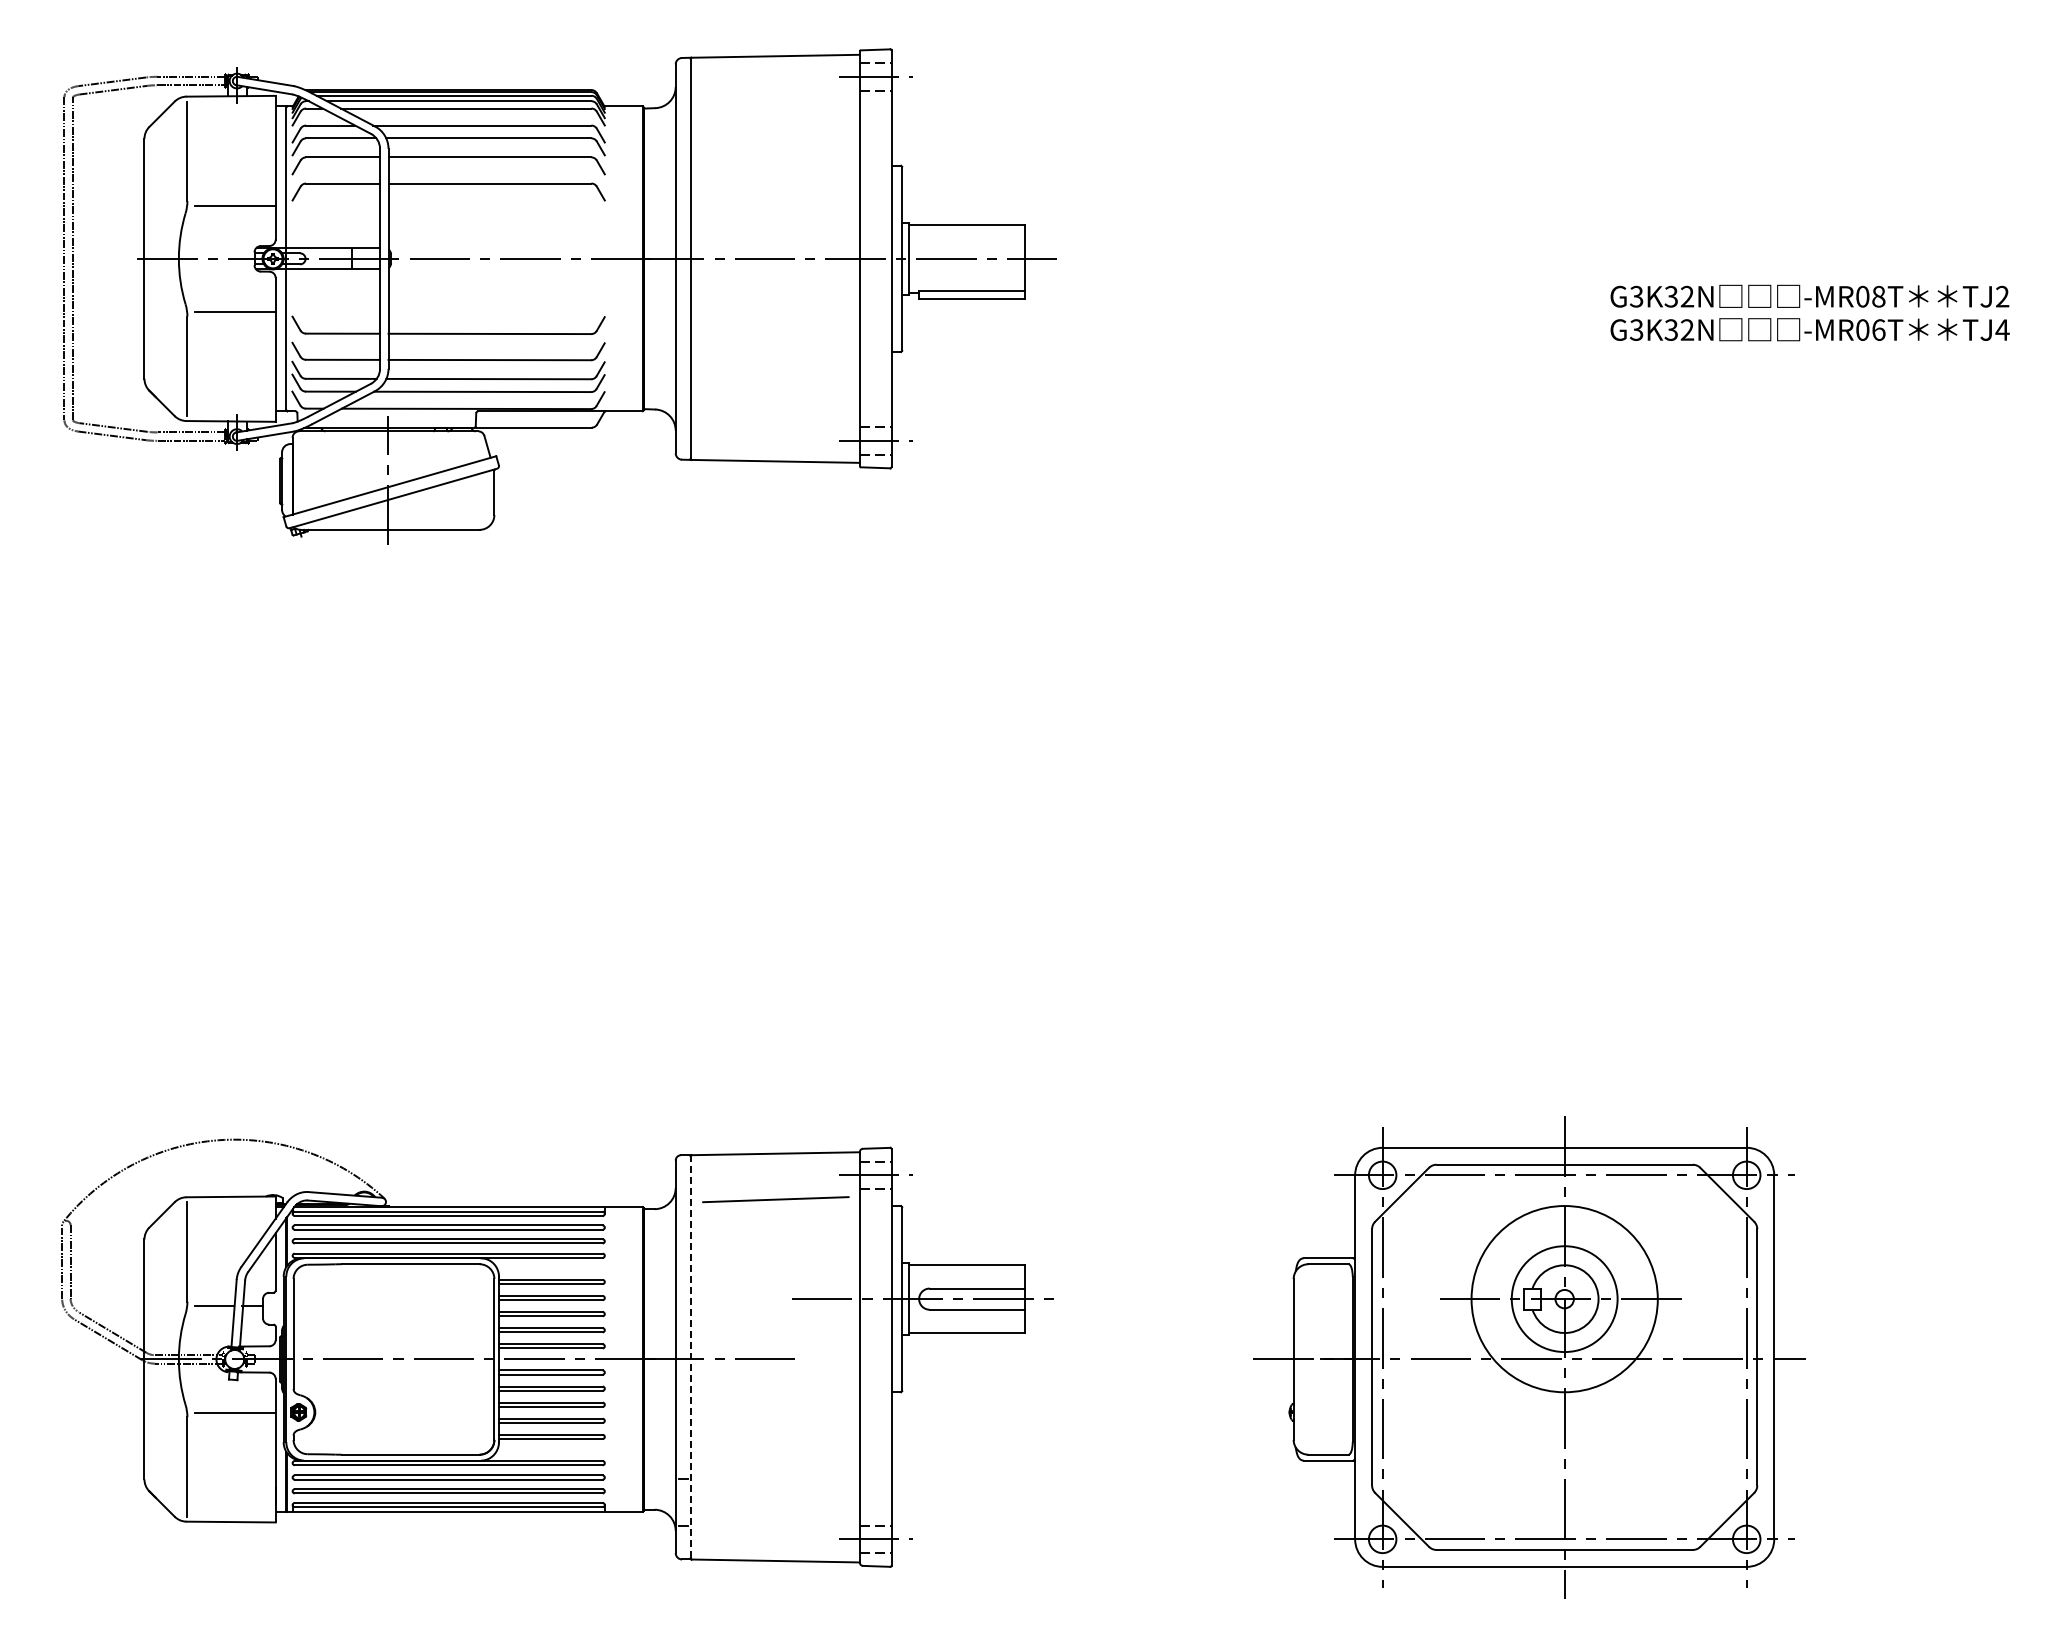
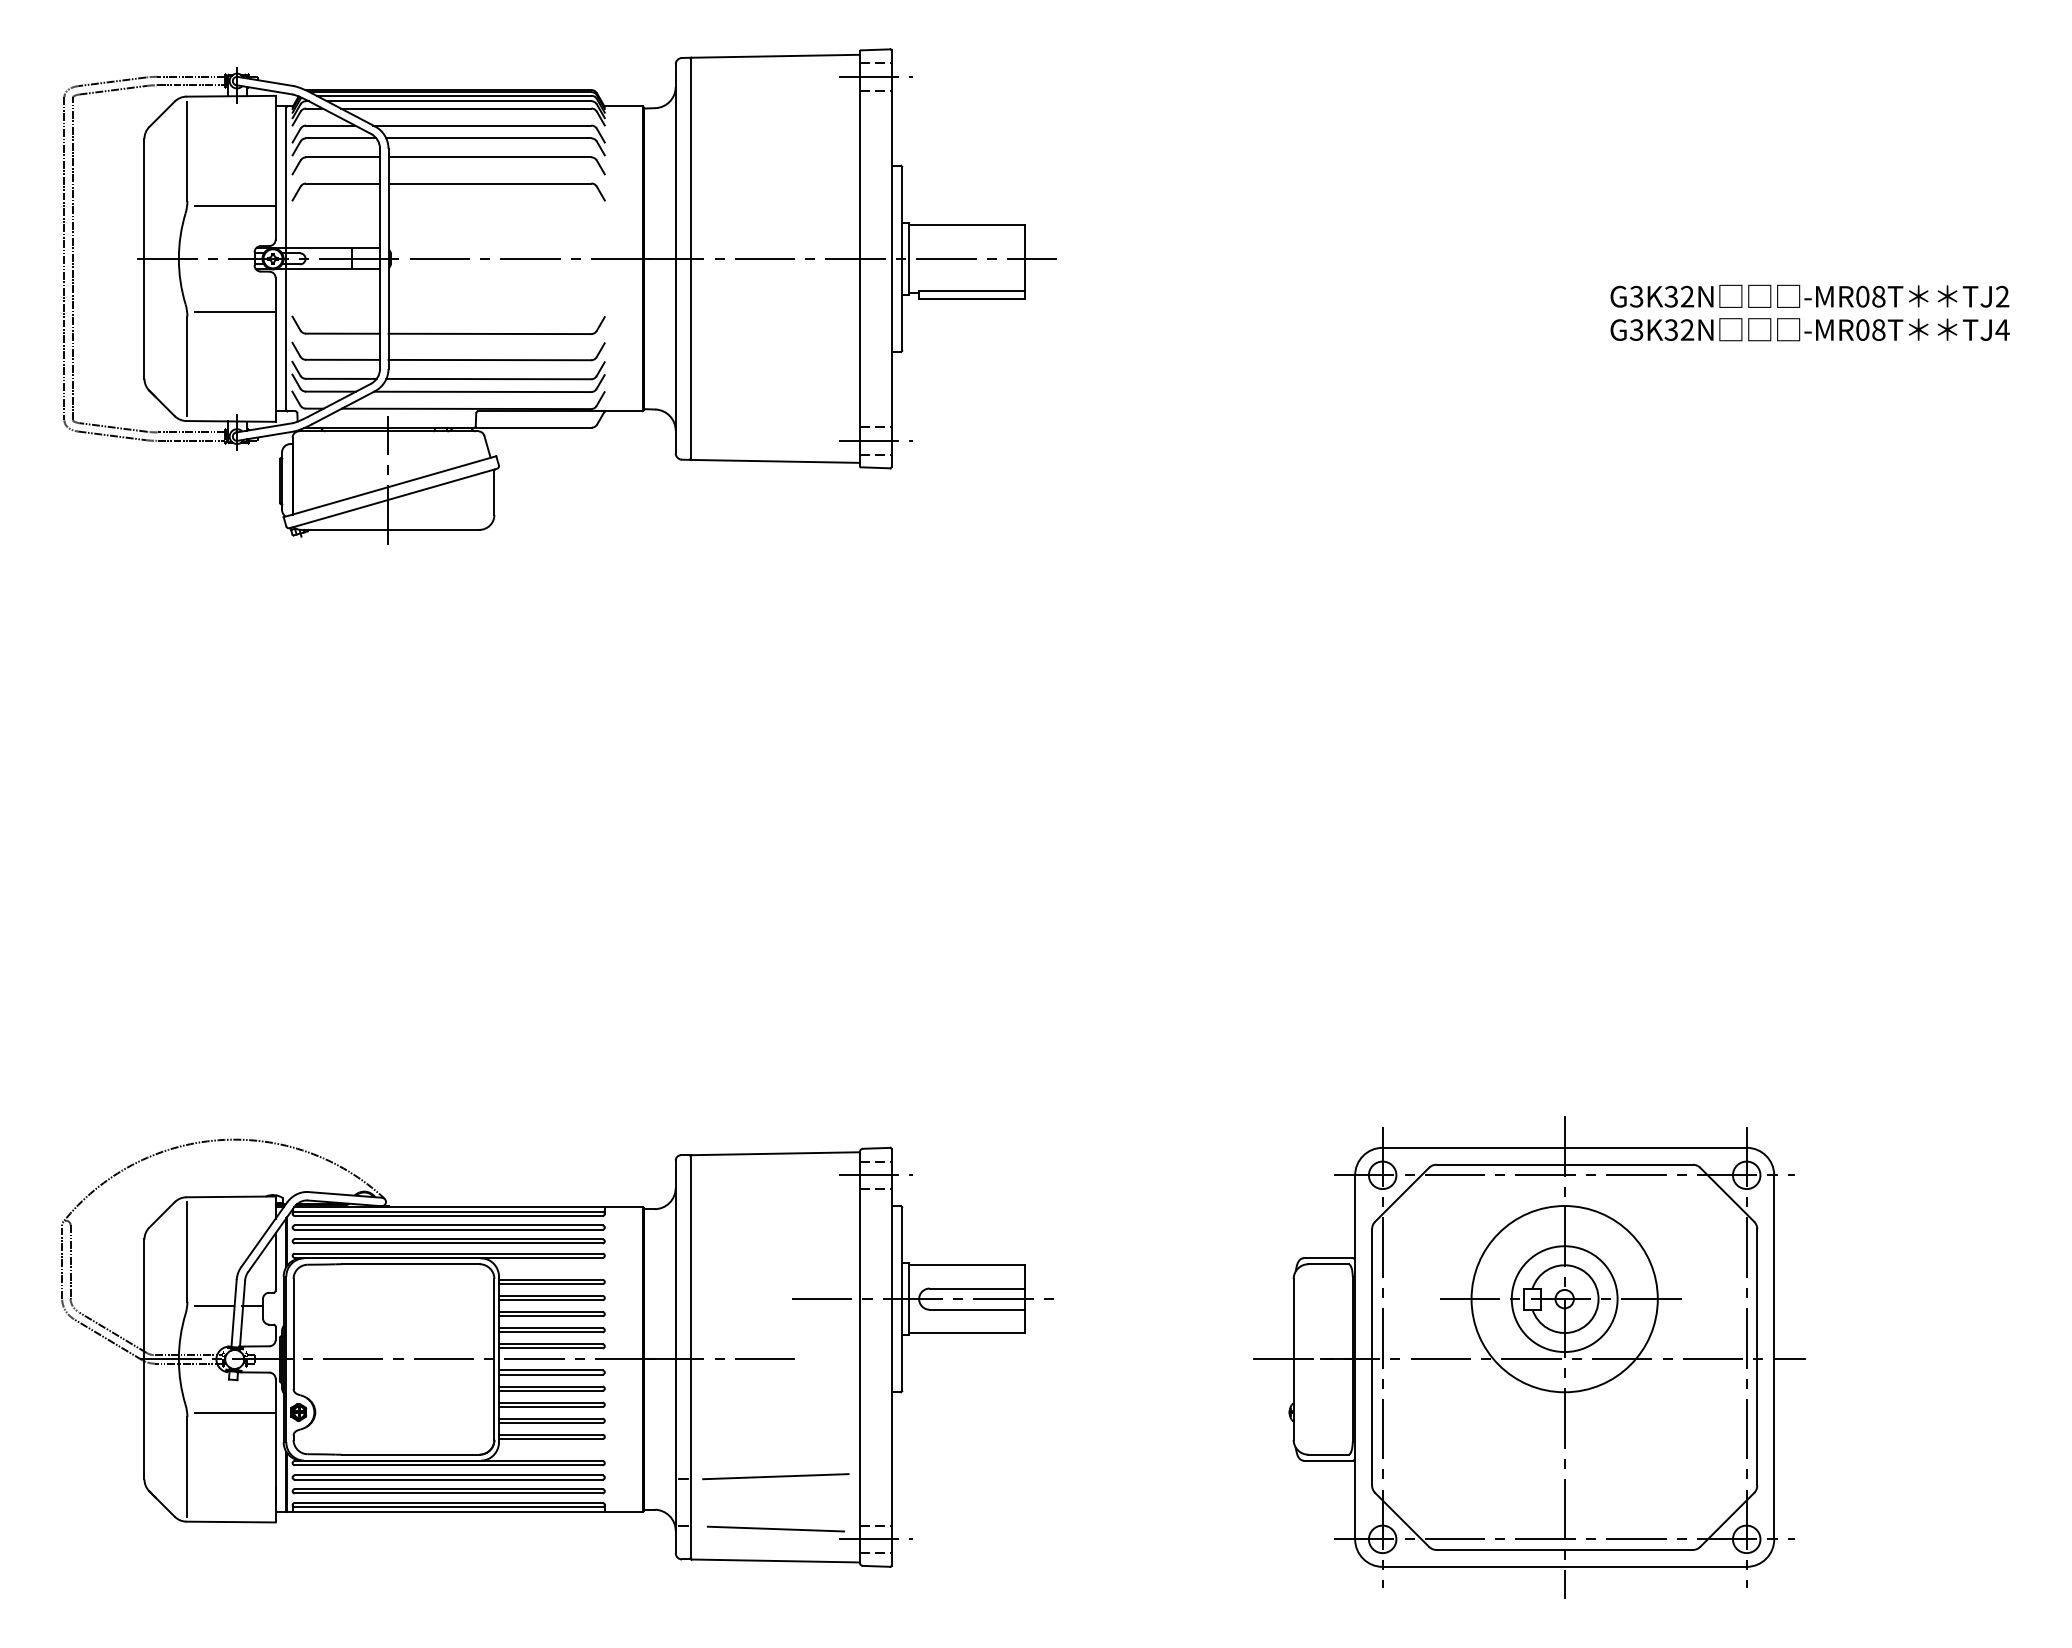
text: -MR06T -> -MR08T (1878, 329)
line position: (775, 1199) -> (775, 1476) (775, 1476)
line: dashed -> solid (690, 1357)
line: none -> present (775, 1528)
